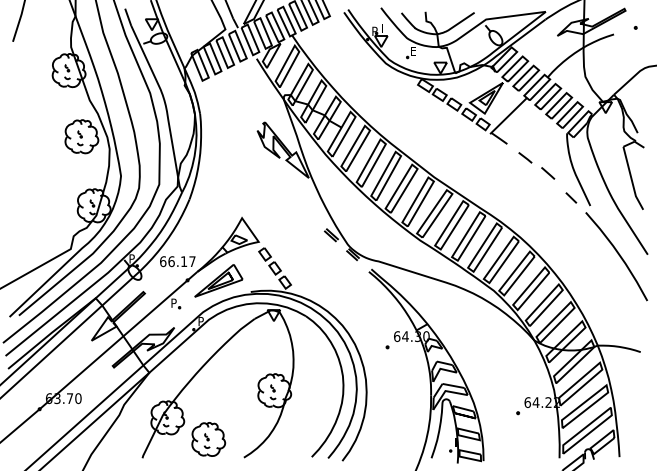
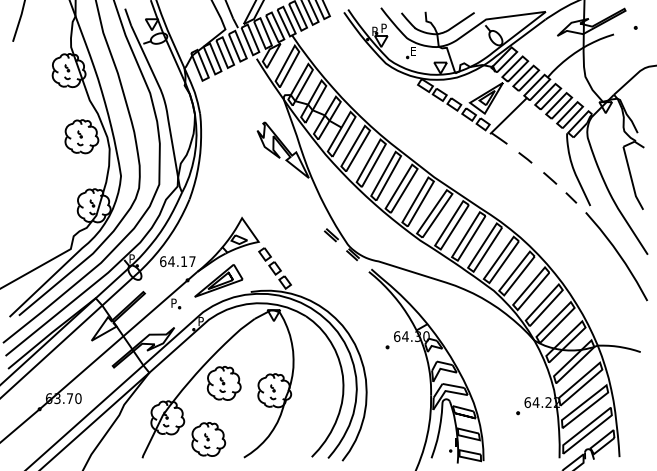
text: I -> P (383, 27)
line position: (548, 173) -> (550, 178) (550, 178)
text: 66.17 -> 64.17 (171, 261)
part: none -> present (223, 383)
